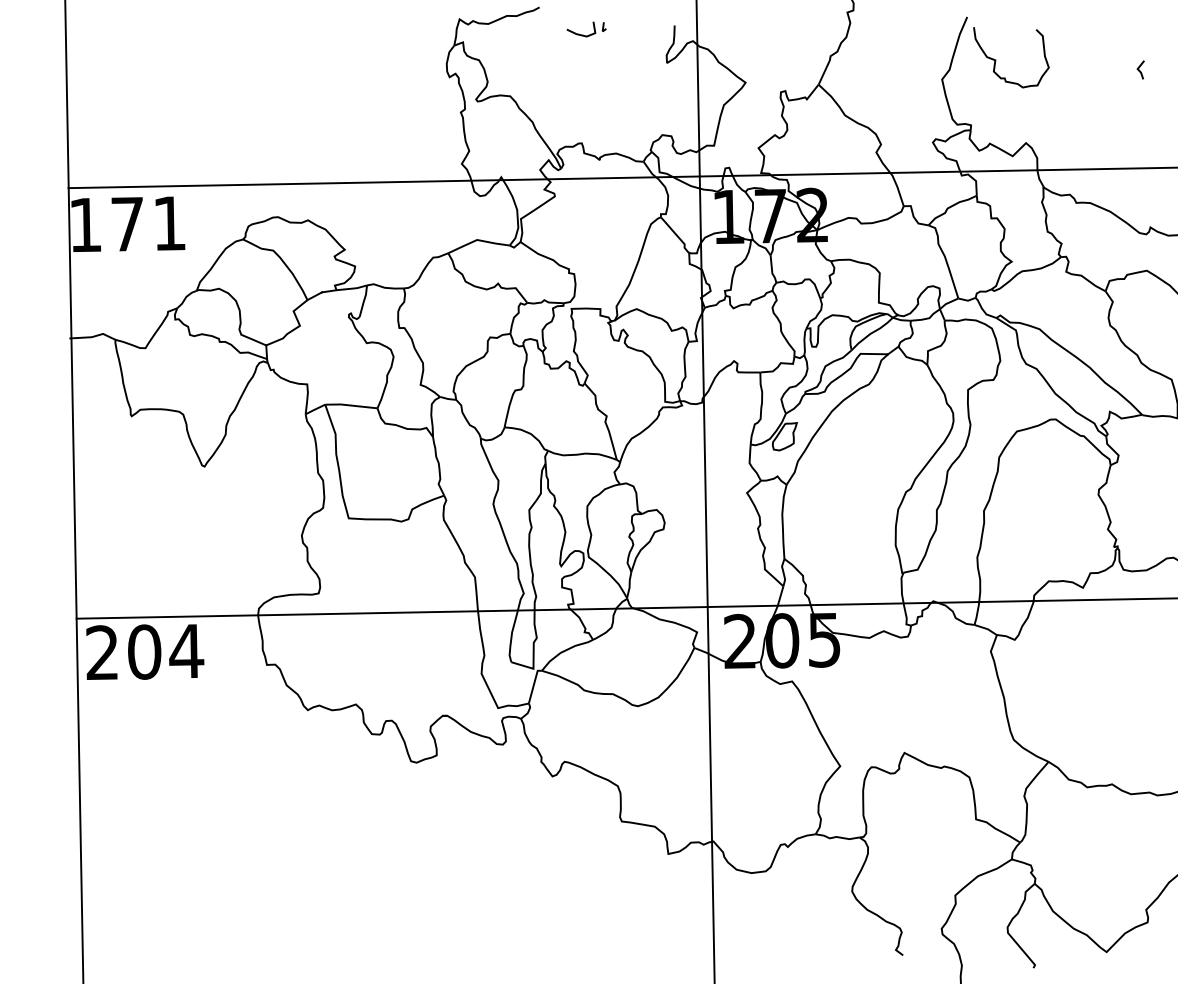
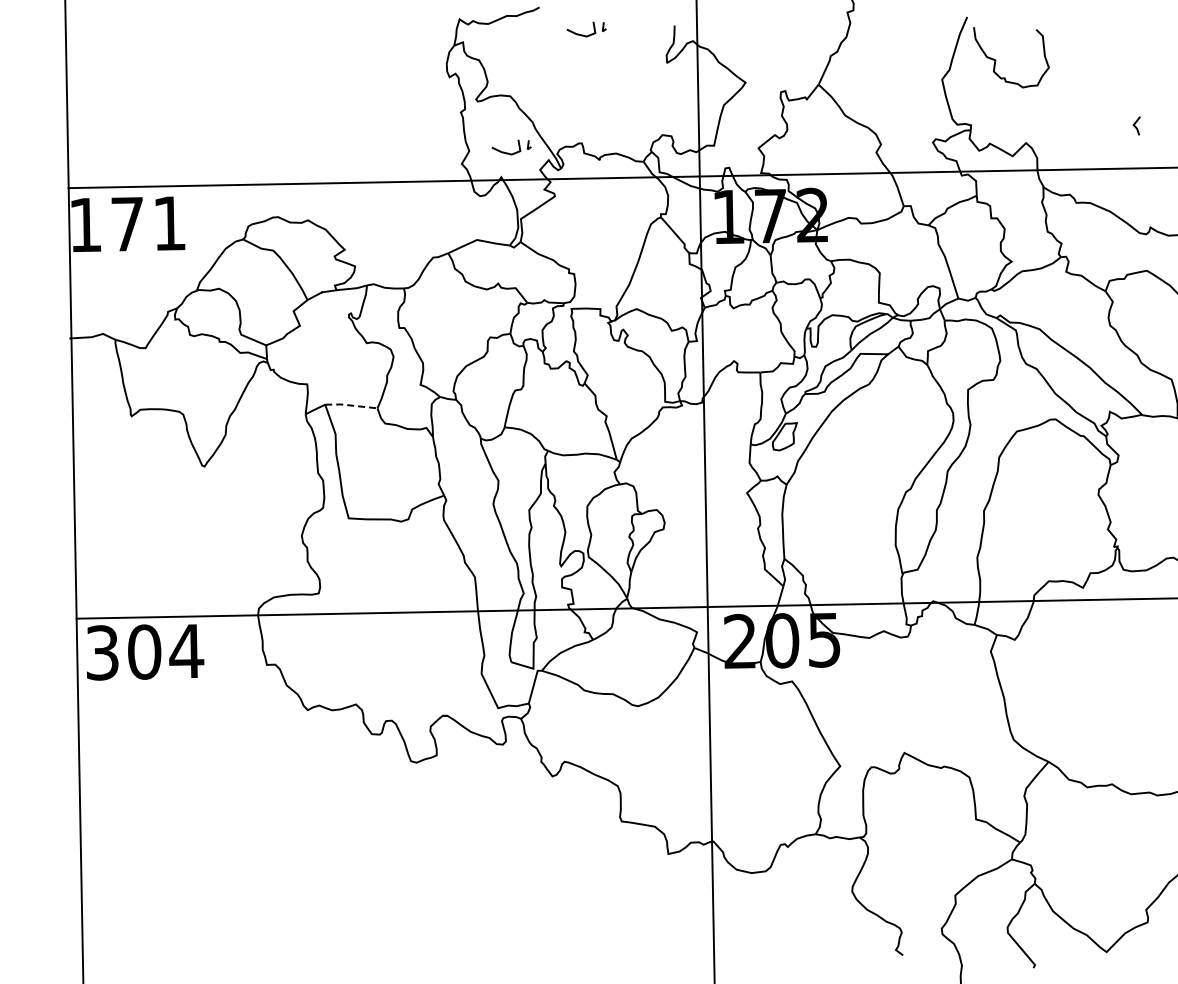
line position: (1139, 69) -> (1135, 125) (1135, 125)
part: none -> present (511, 147)
line: solid -> dashed (350, 405)
text: 204 -> 304 (102, 652)
